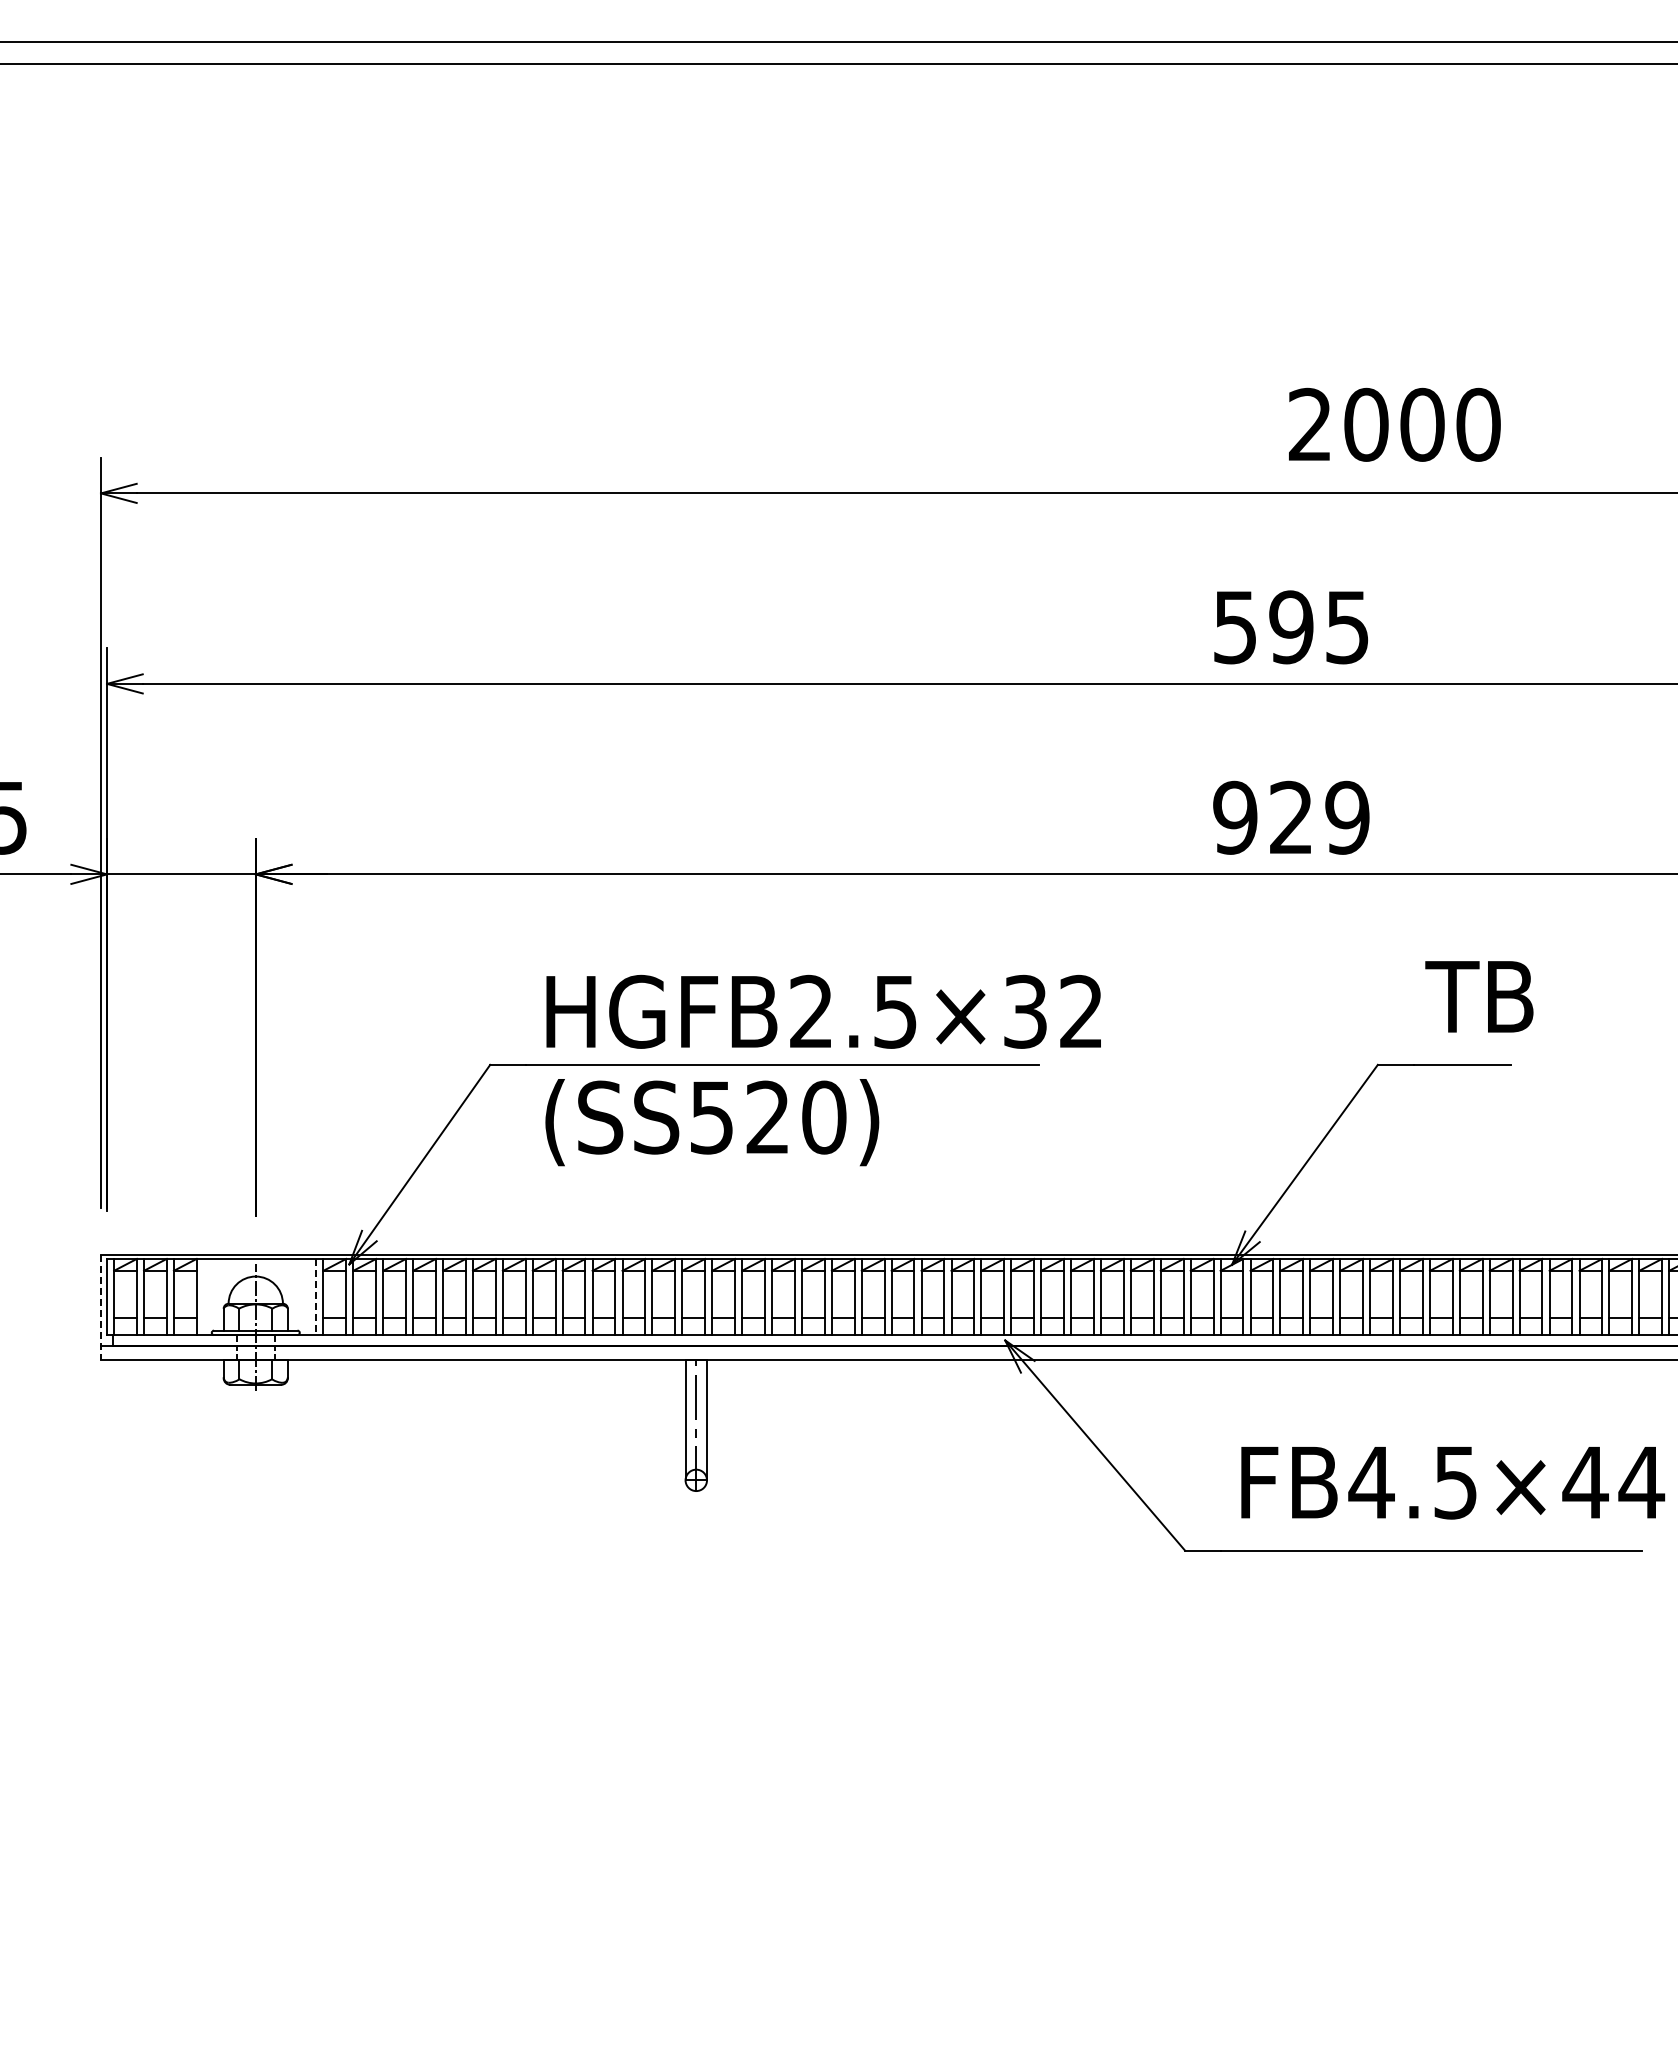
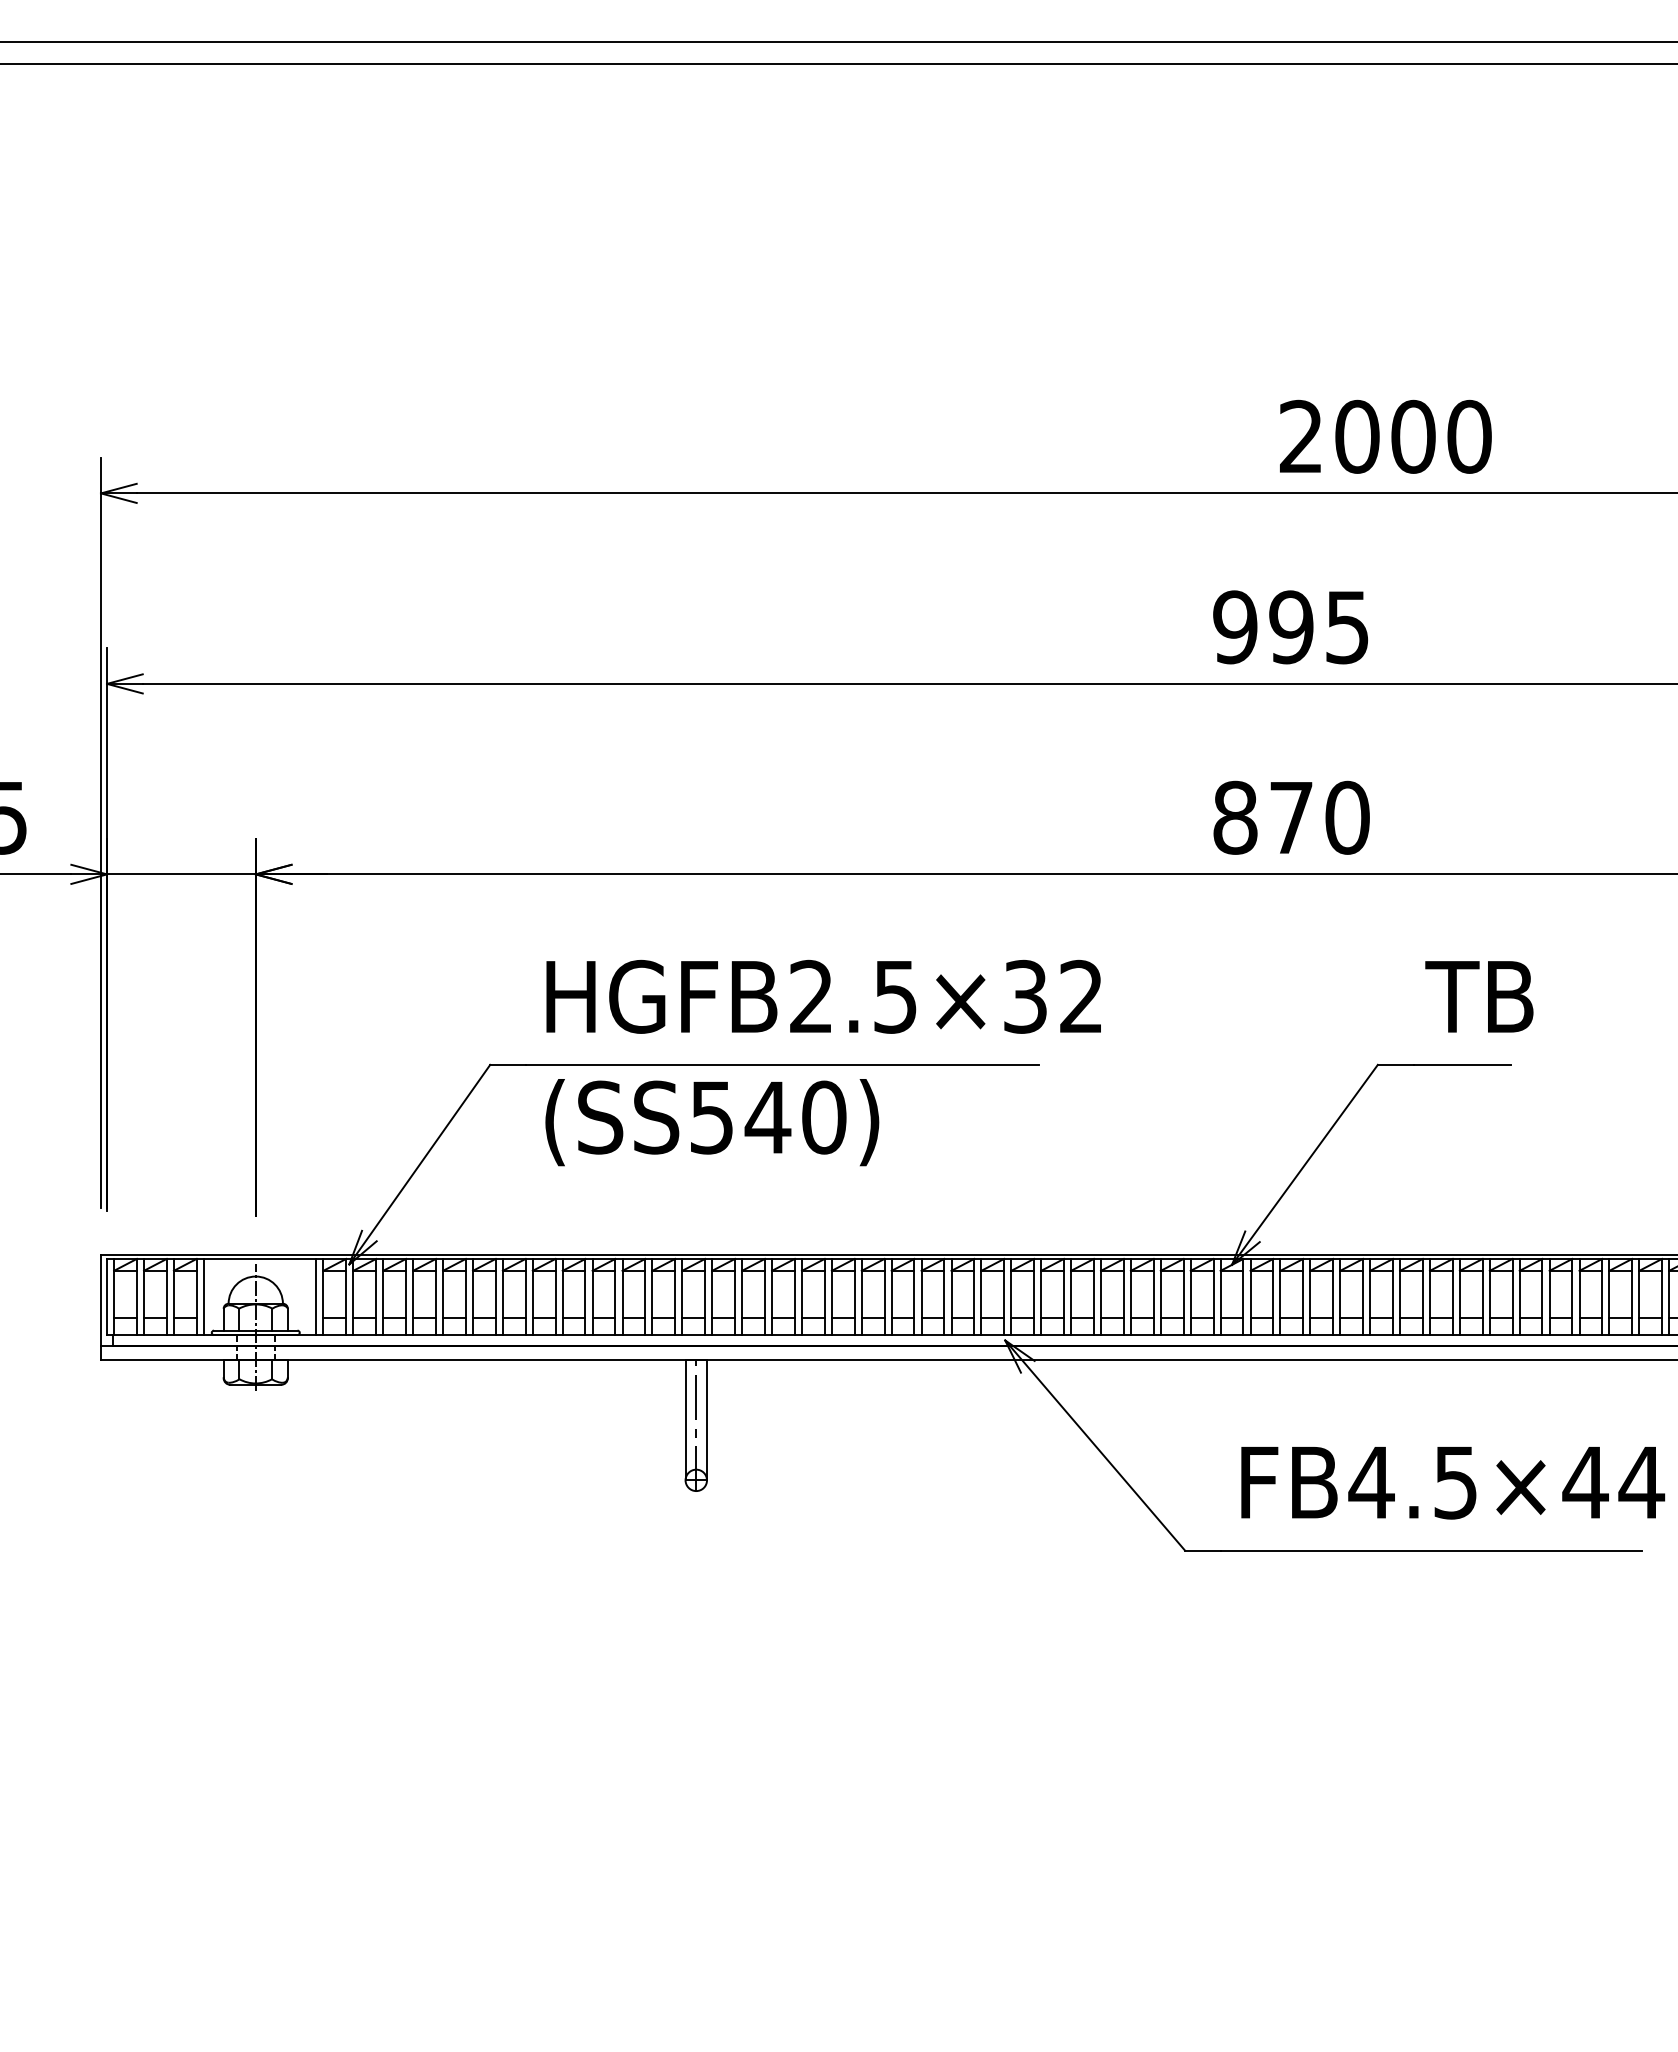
text position: (1394, 424) -> (1385, 436) (1385, 436)
text: 595 -> 995 (1235, 627)
text: 929 -> 870 (1291, 817)
text position: (823, 1011) -> (823, 996) (823, 996)
text: (SS520) -> (SS540) (767, 1116)
line: none -> present (203, 1296)
line: dashed -> solid (316, 1297)
line: dashed -> solid (101, 1308)
